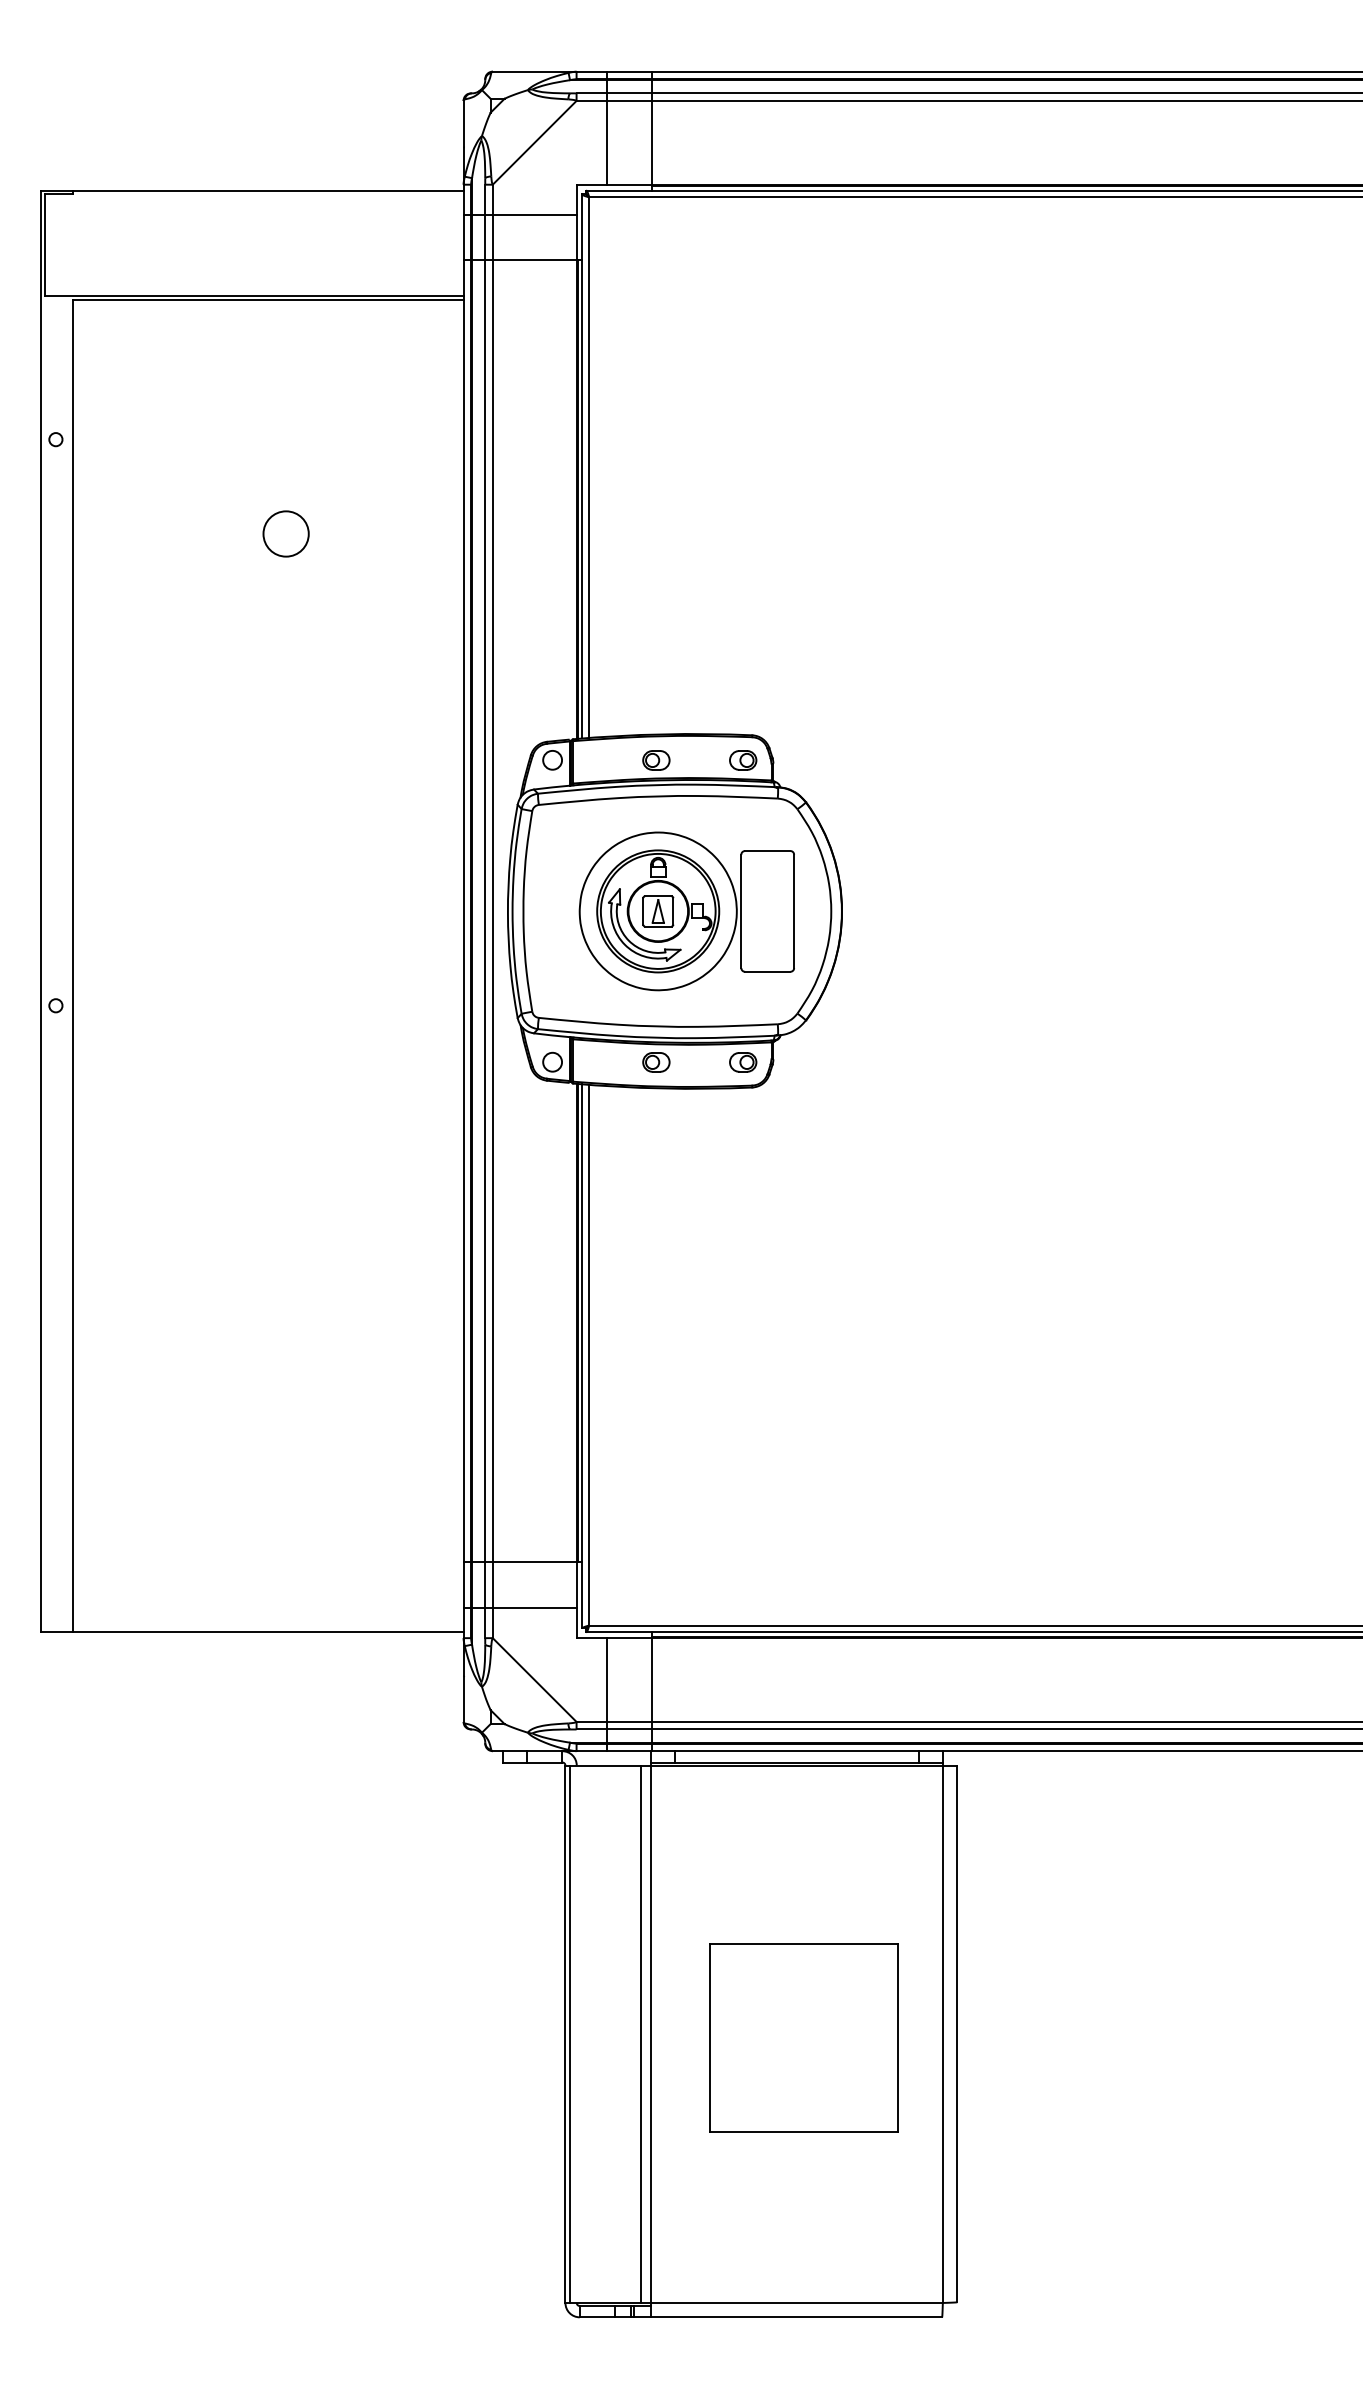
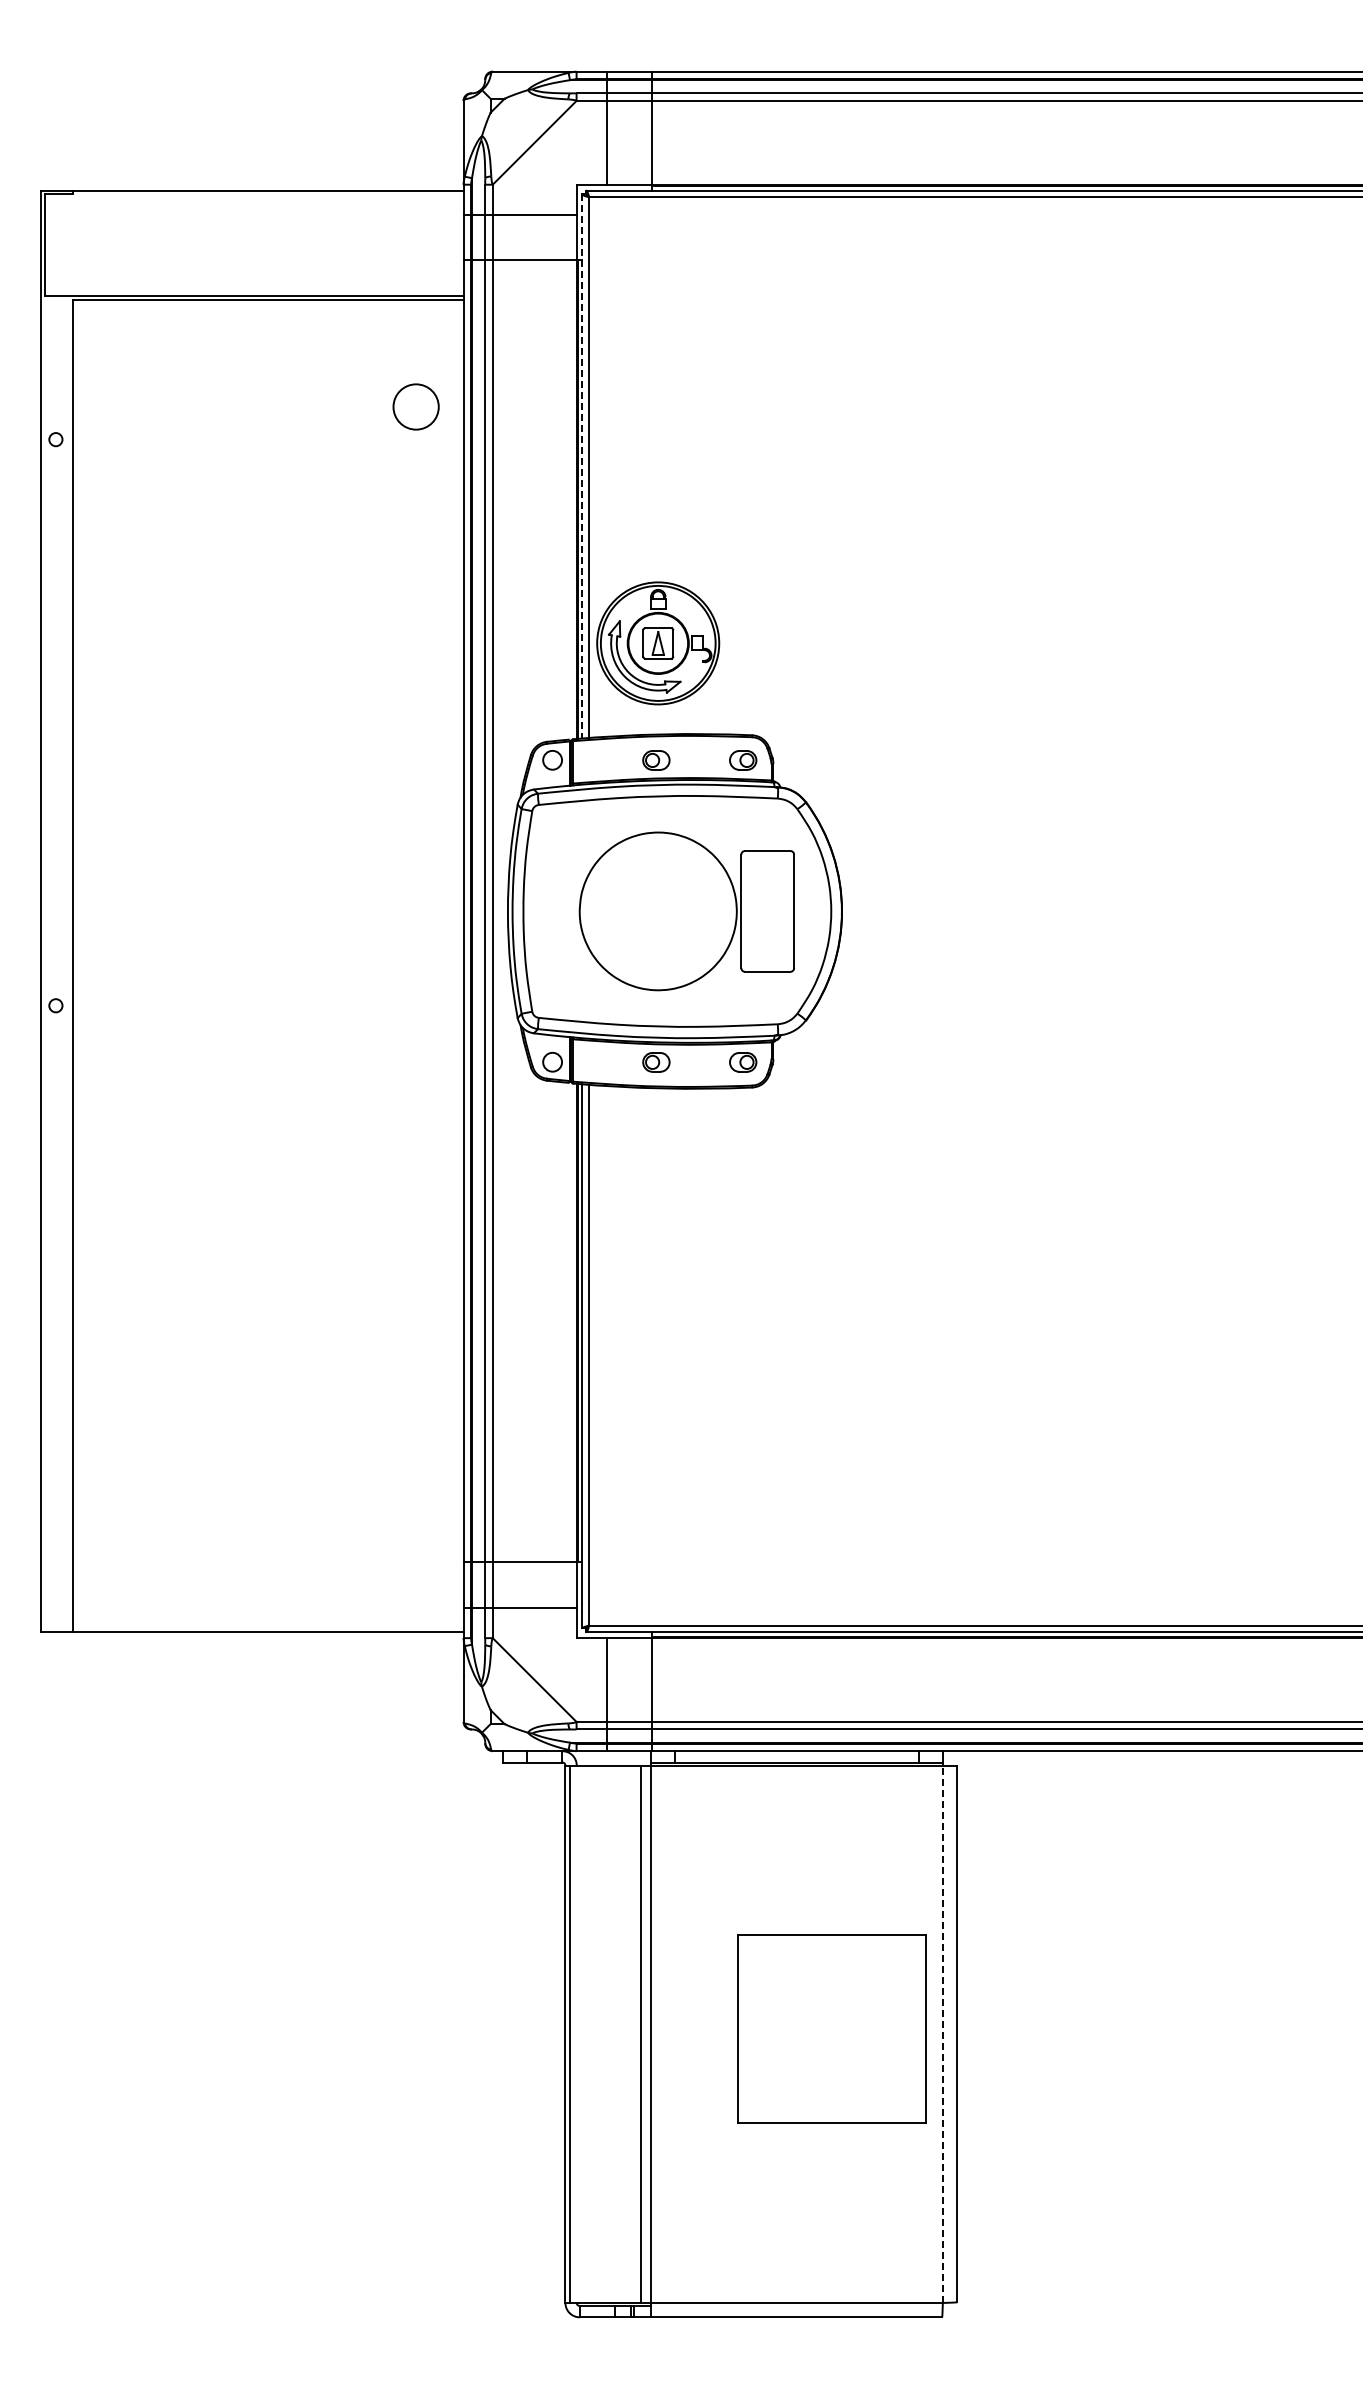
line: solid -> dashed (582, 466)
circle position: (285, 533) -> (415, 406) (415, 406)
part position: (658, 911) -> (658, 643) (658, 643)
line: solid -> dashed (942, 2034)
part position: (803, 2037) -> (831, 2028) (831, 2028)
